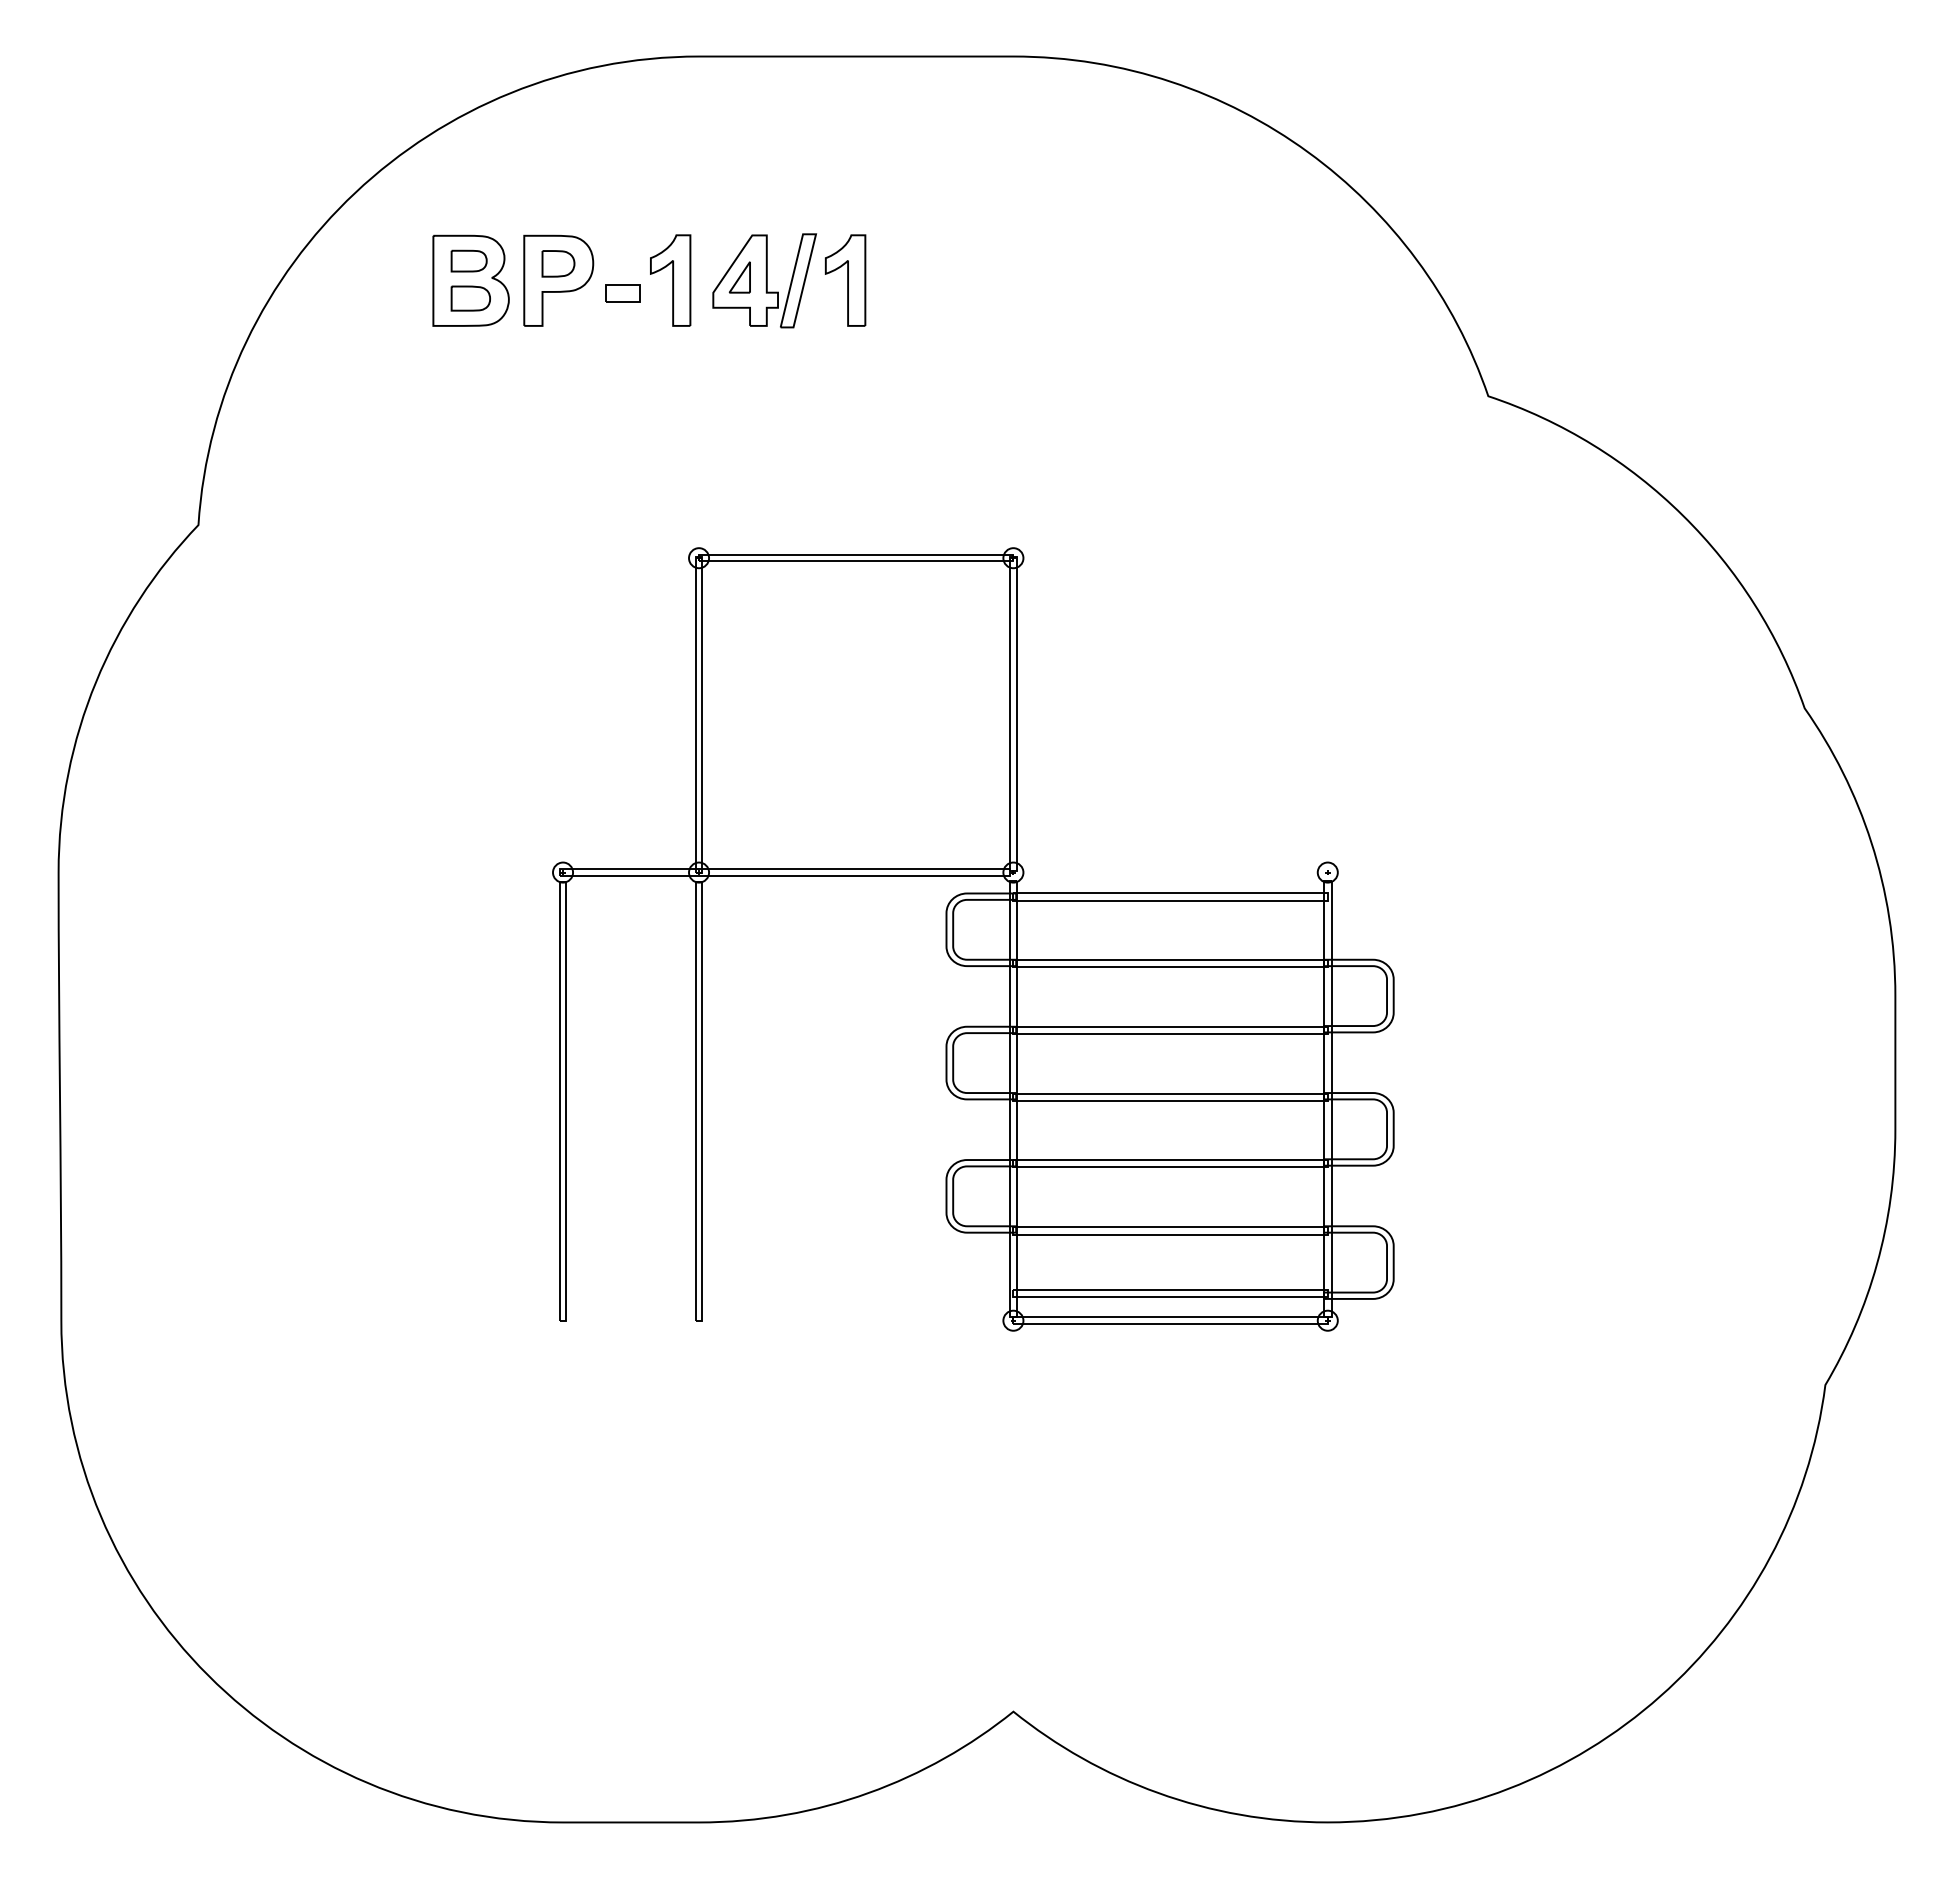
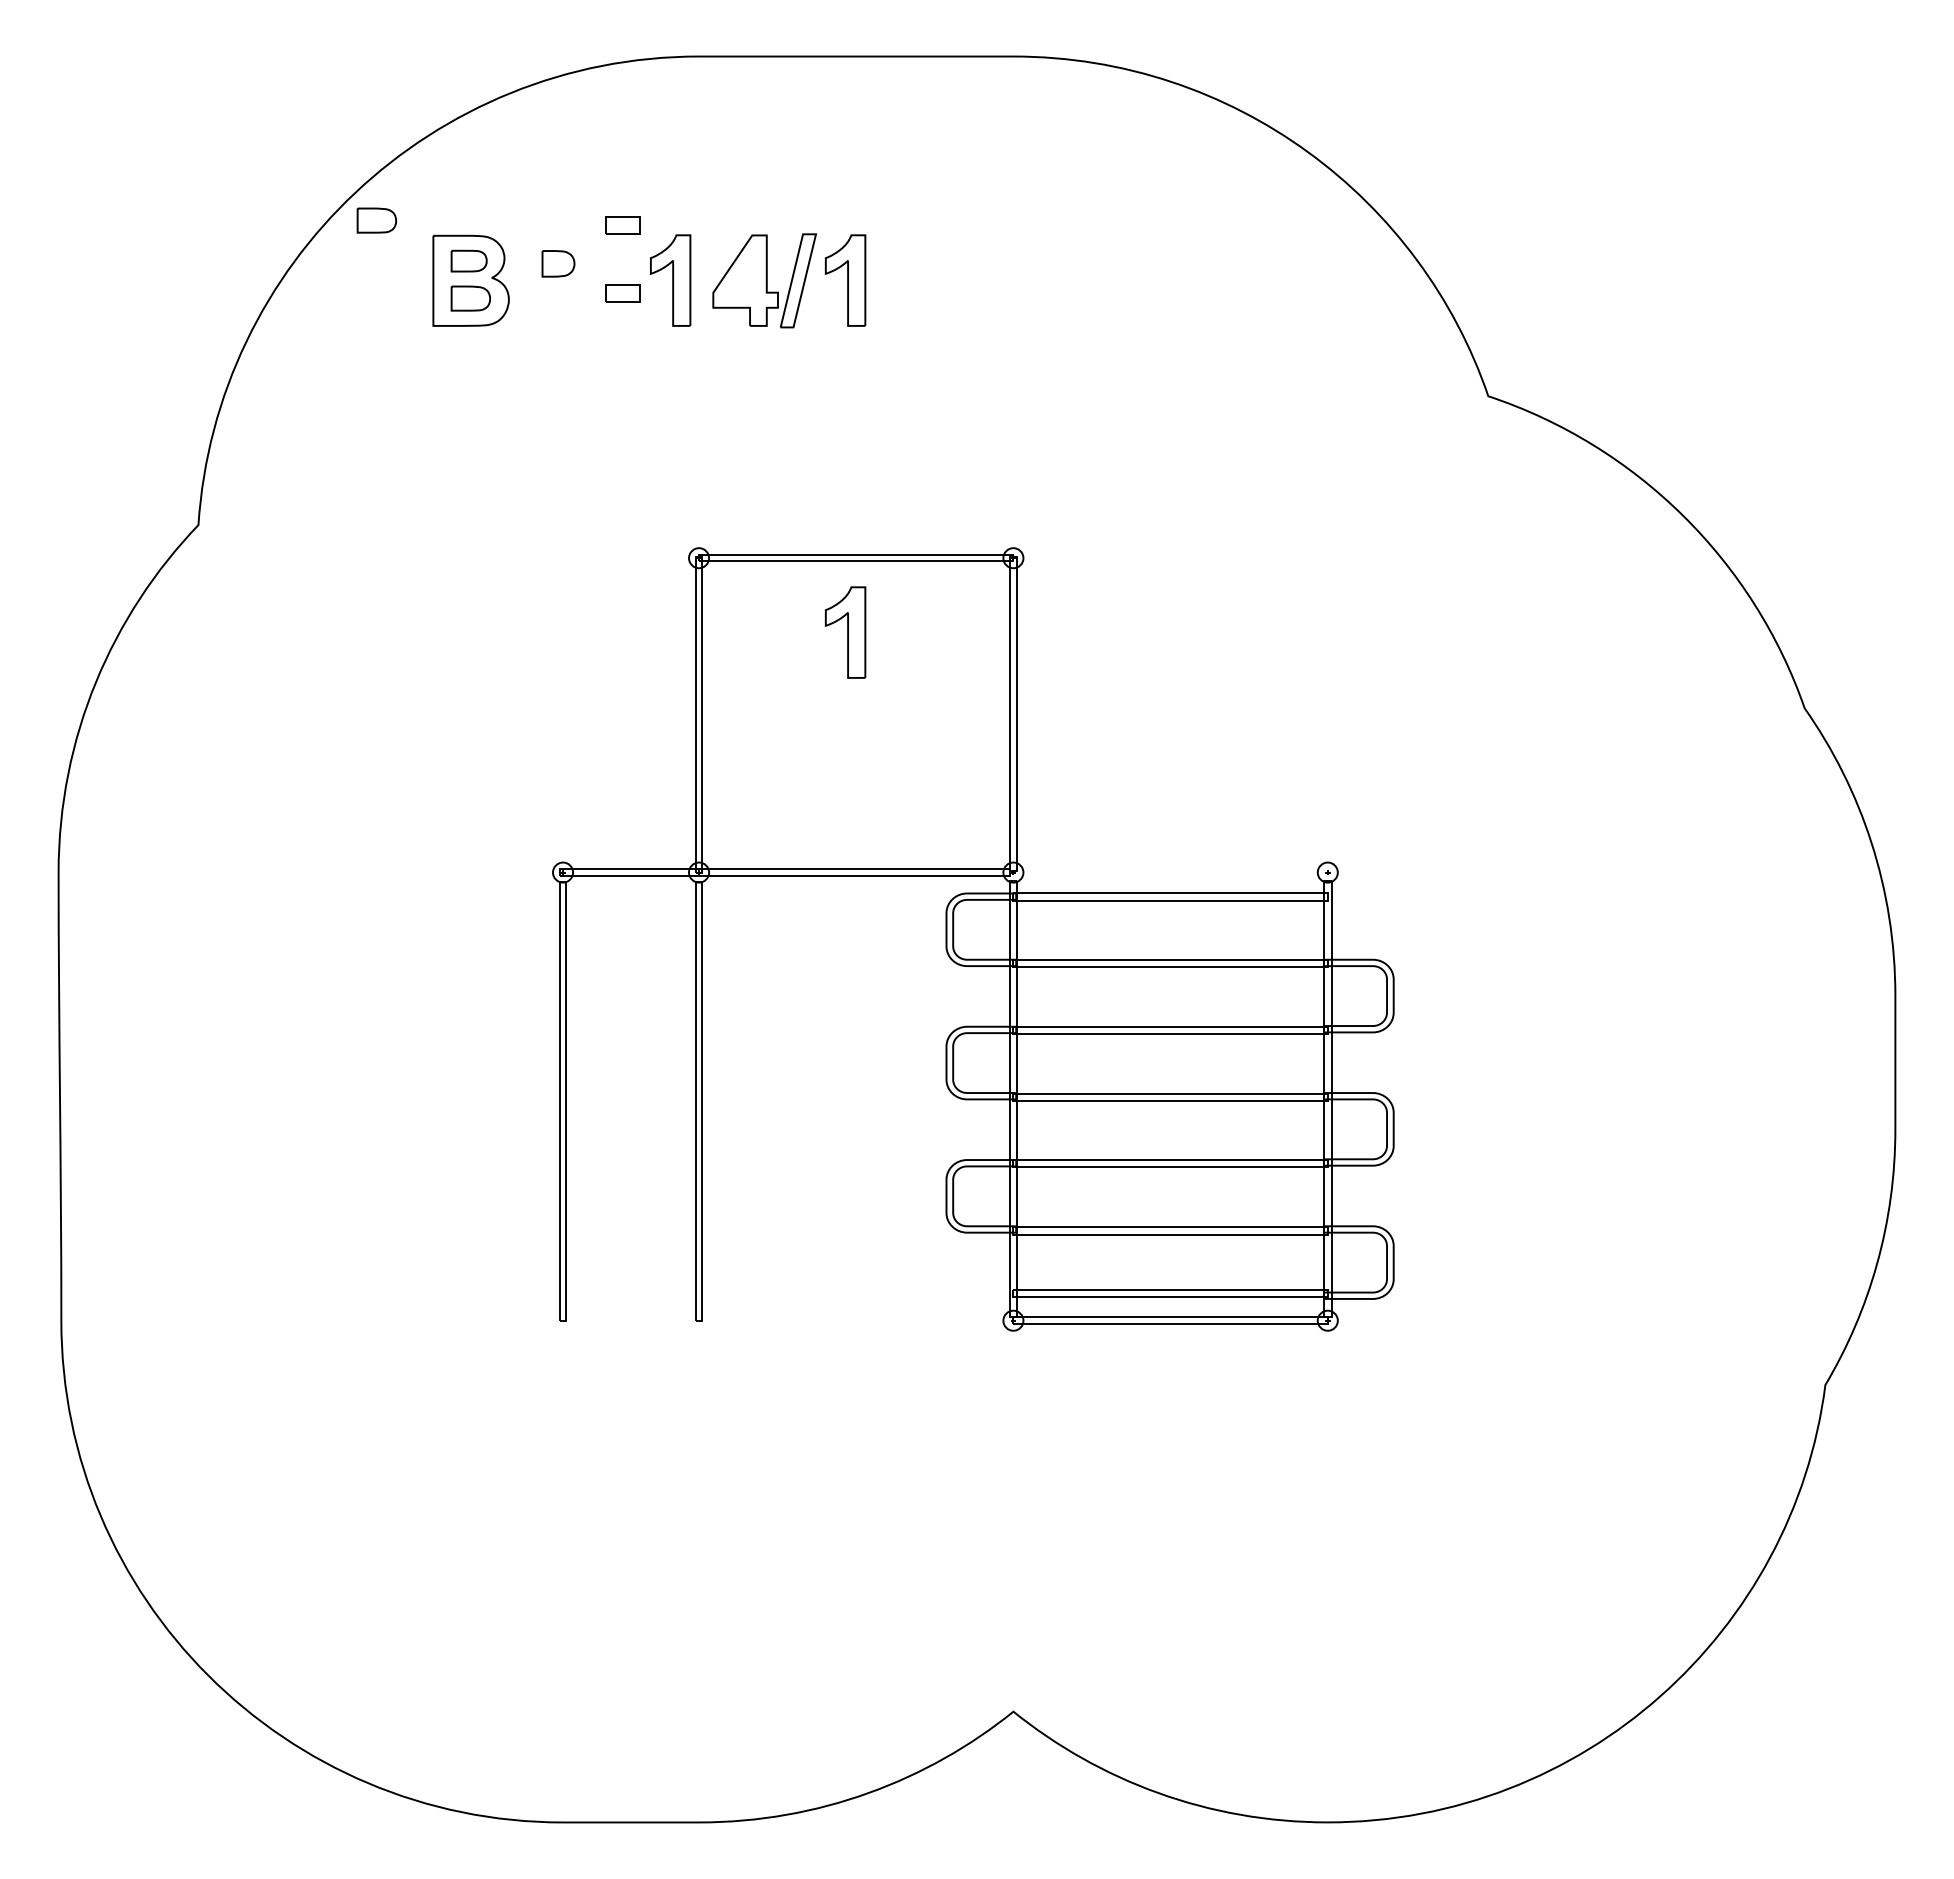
part: none -> present (376, 220)
part: none -> present (622, 225)
part: present -> none (739, 277)
part: present -> none (558, 280)
part: none -> present (845, 632)
